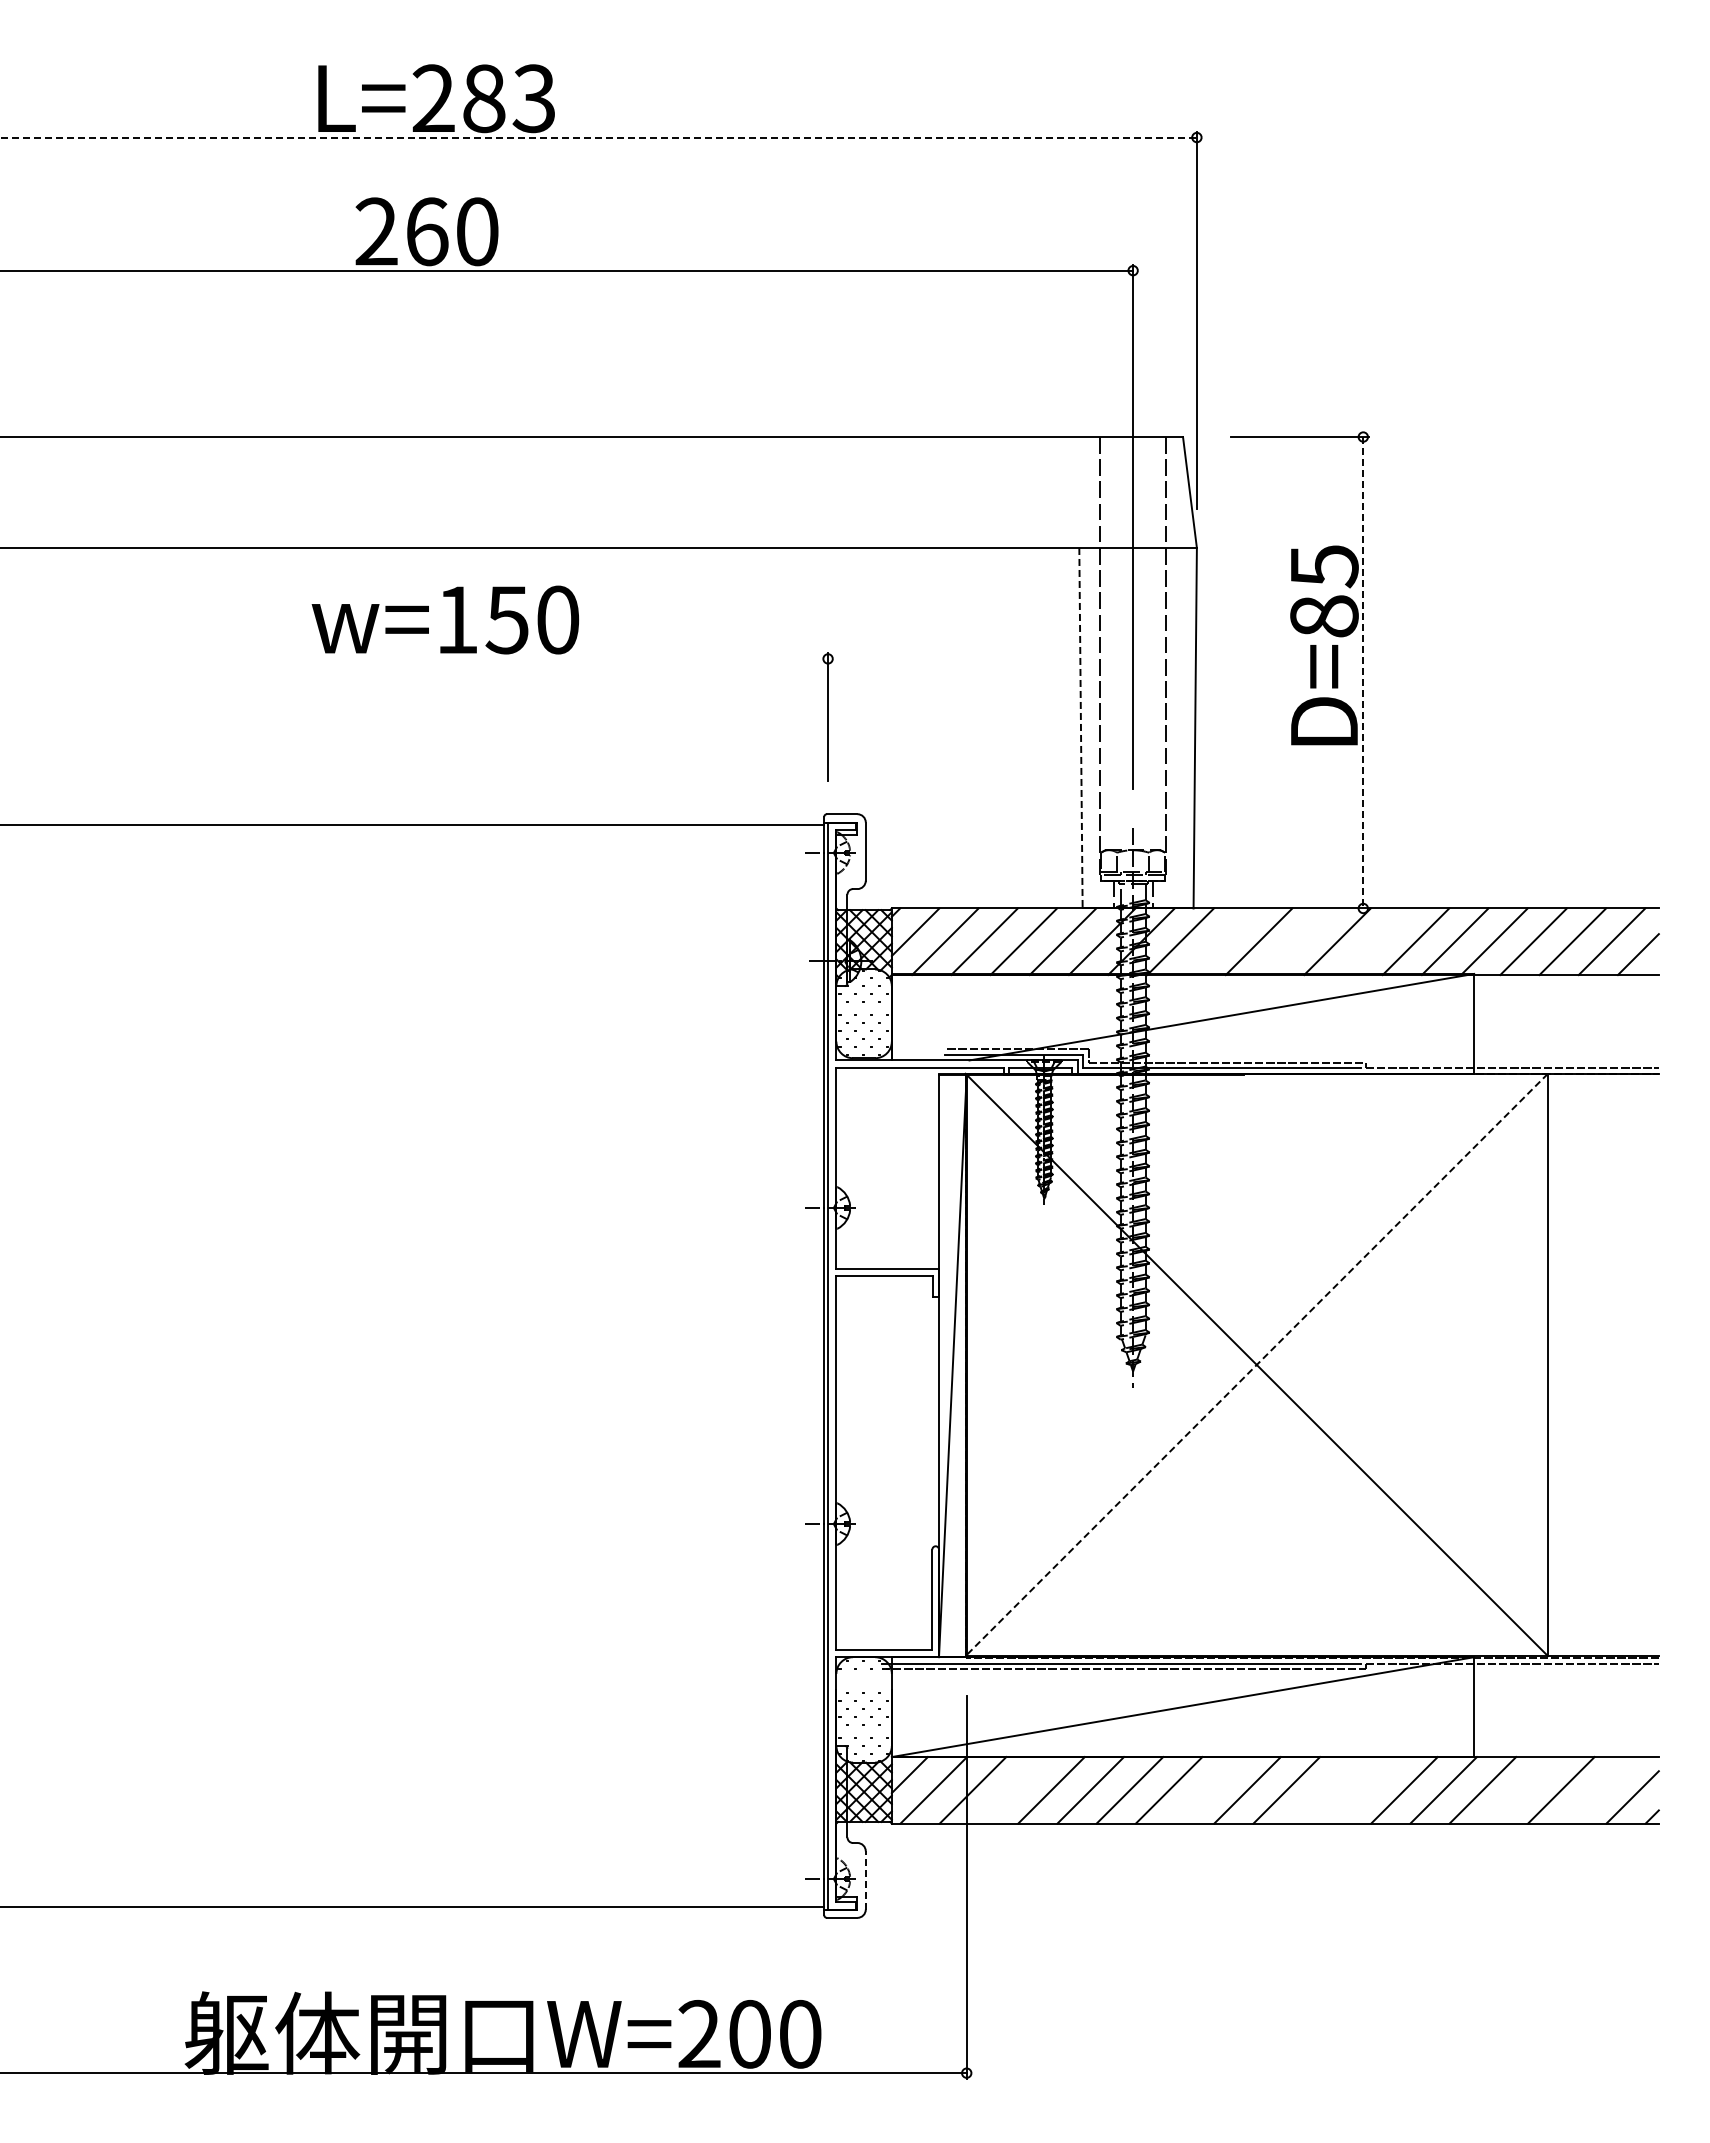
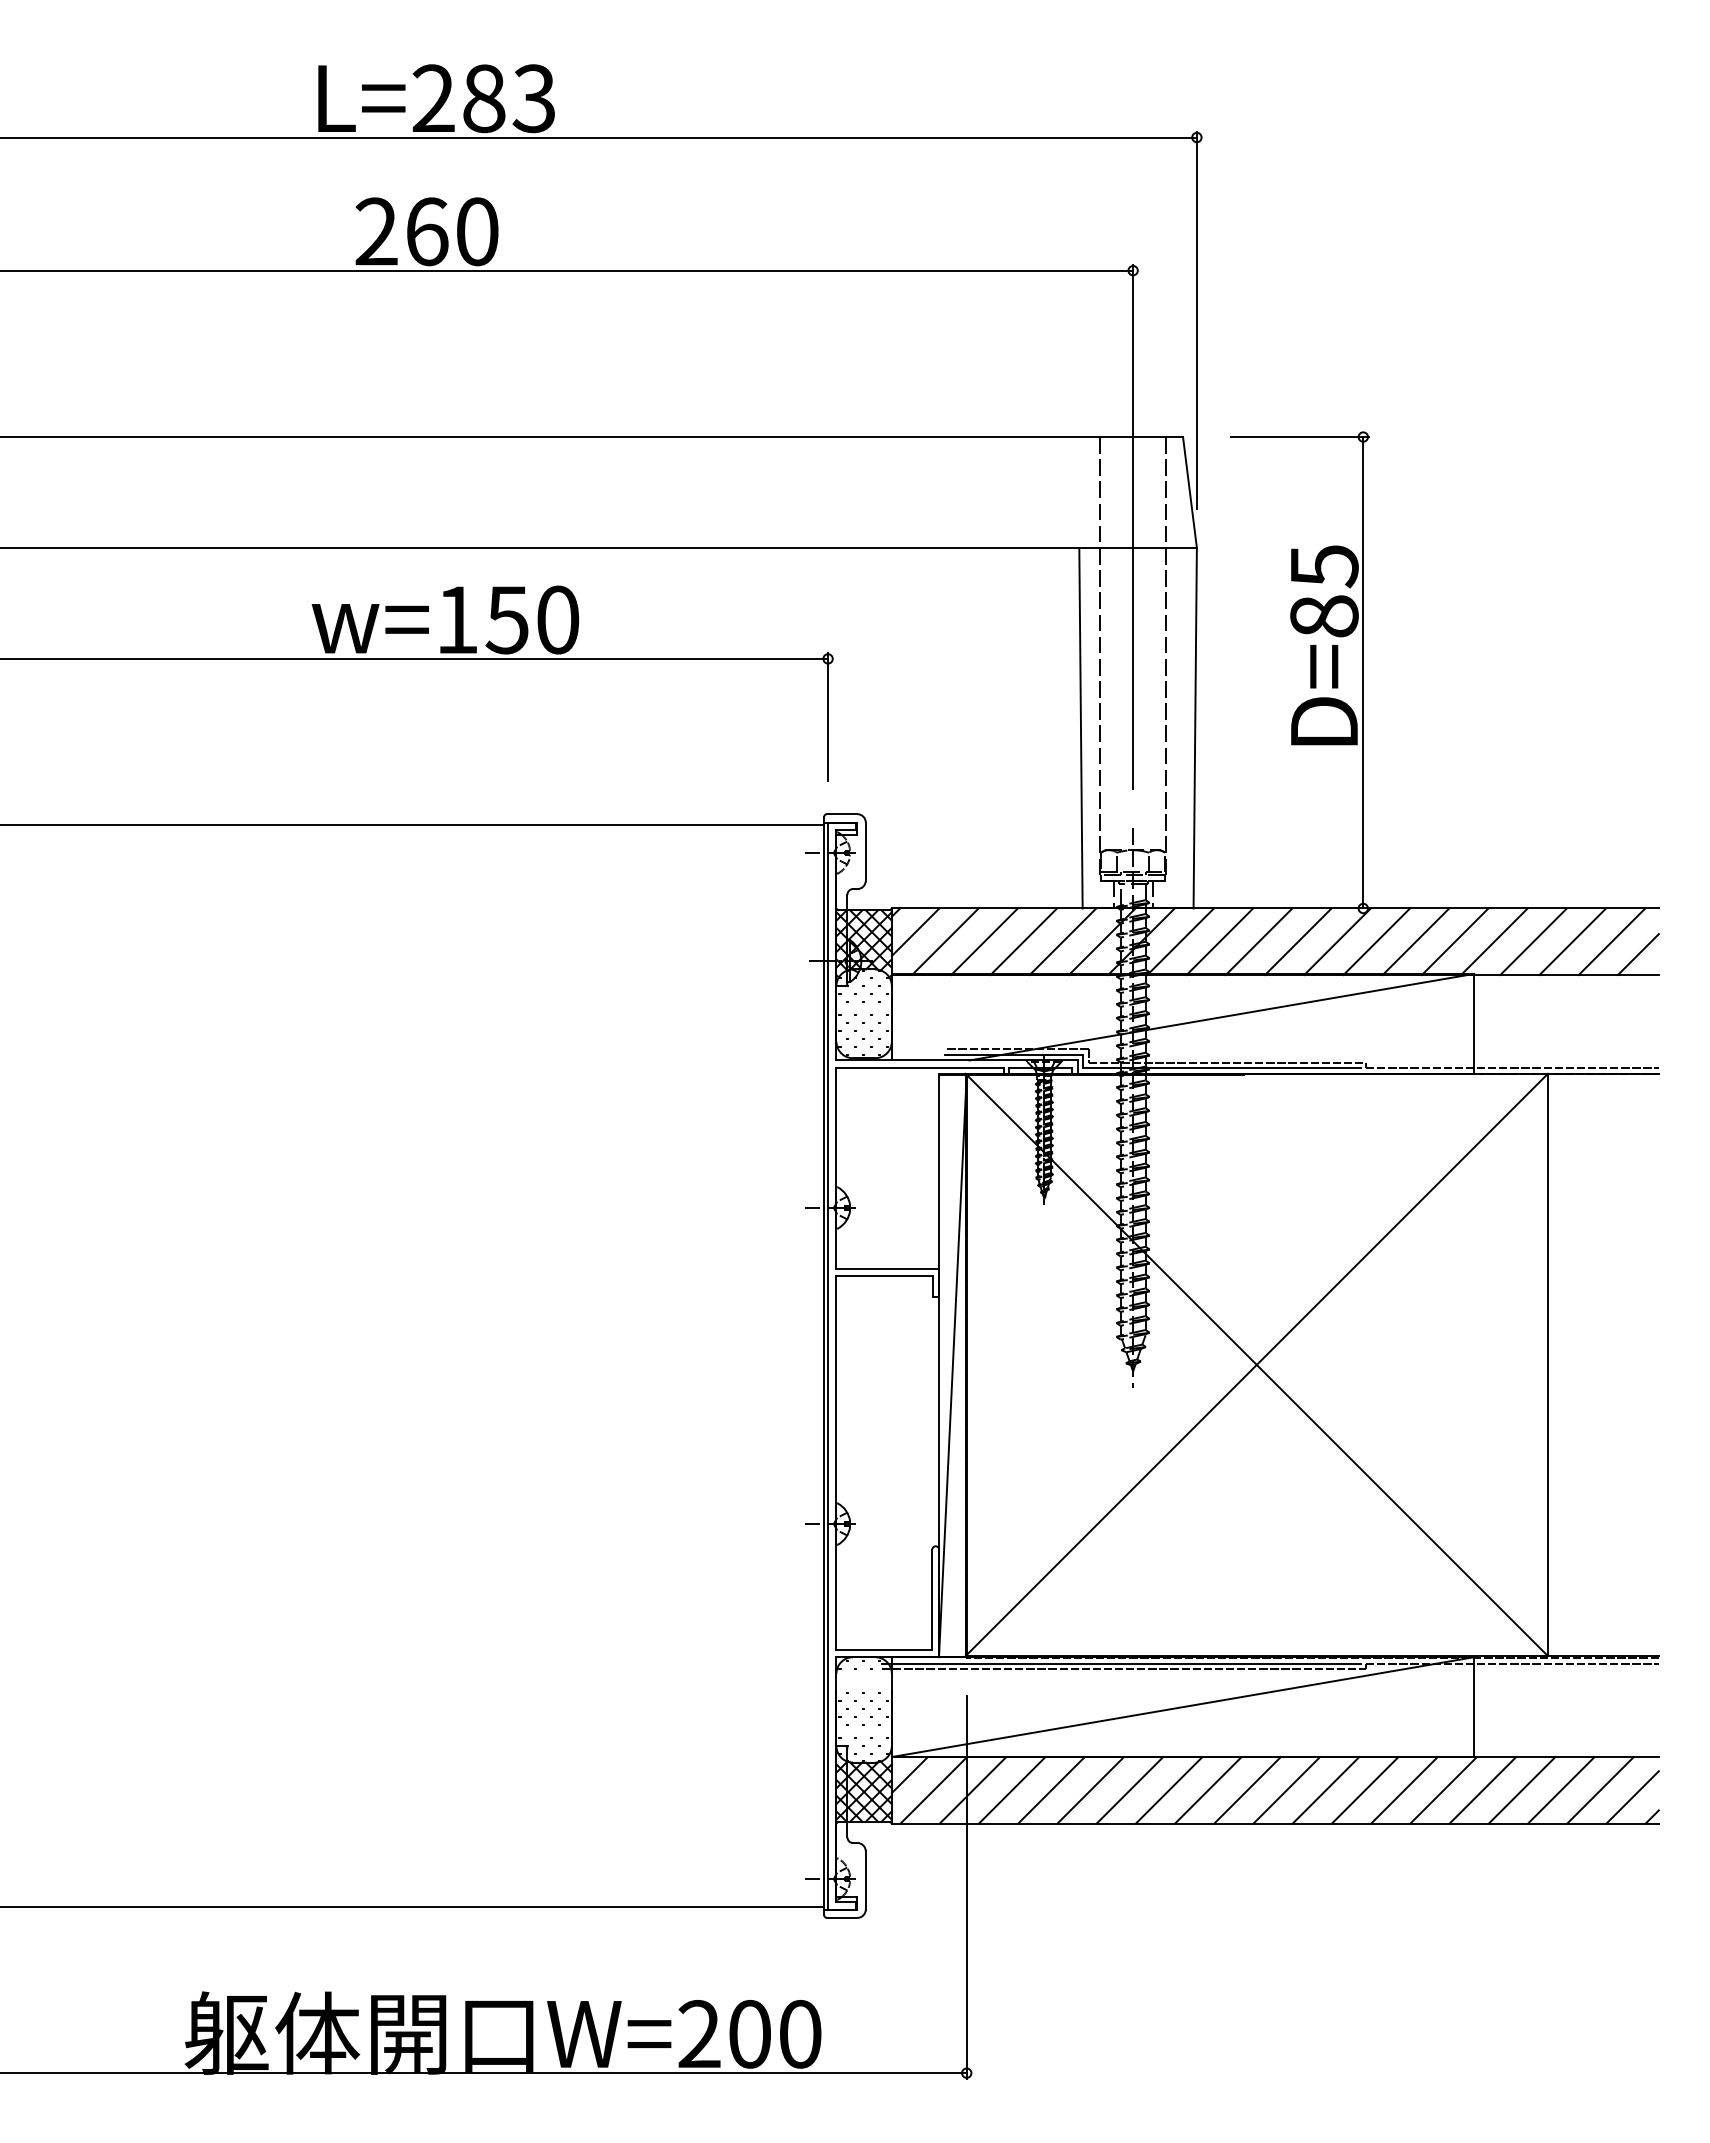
line: dashed -> solid (599, 137)
line: none -> present (415, 658)
line: dashed -> solid (1363, 672)
line: dashed -> solid (1080, 728)
line: none -> present (1219, 941)
line: none -> present (1298, 941)
line: none -> present (1376, 941)
line: dashed -> solid (1256, 1364)
line: none -> present (1011, 1790)
line: none -> present (1208, 1790)
line: none -> present (1325, 1790)
line: none -> present (1364, 1790)
line: none -> present (1521, 1790)
line: none -> present (1600, 1790)
line: dashed -> solid (865, 1879)
